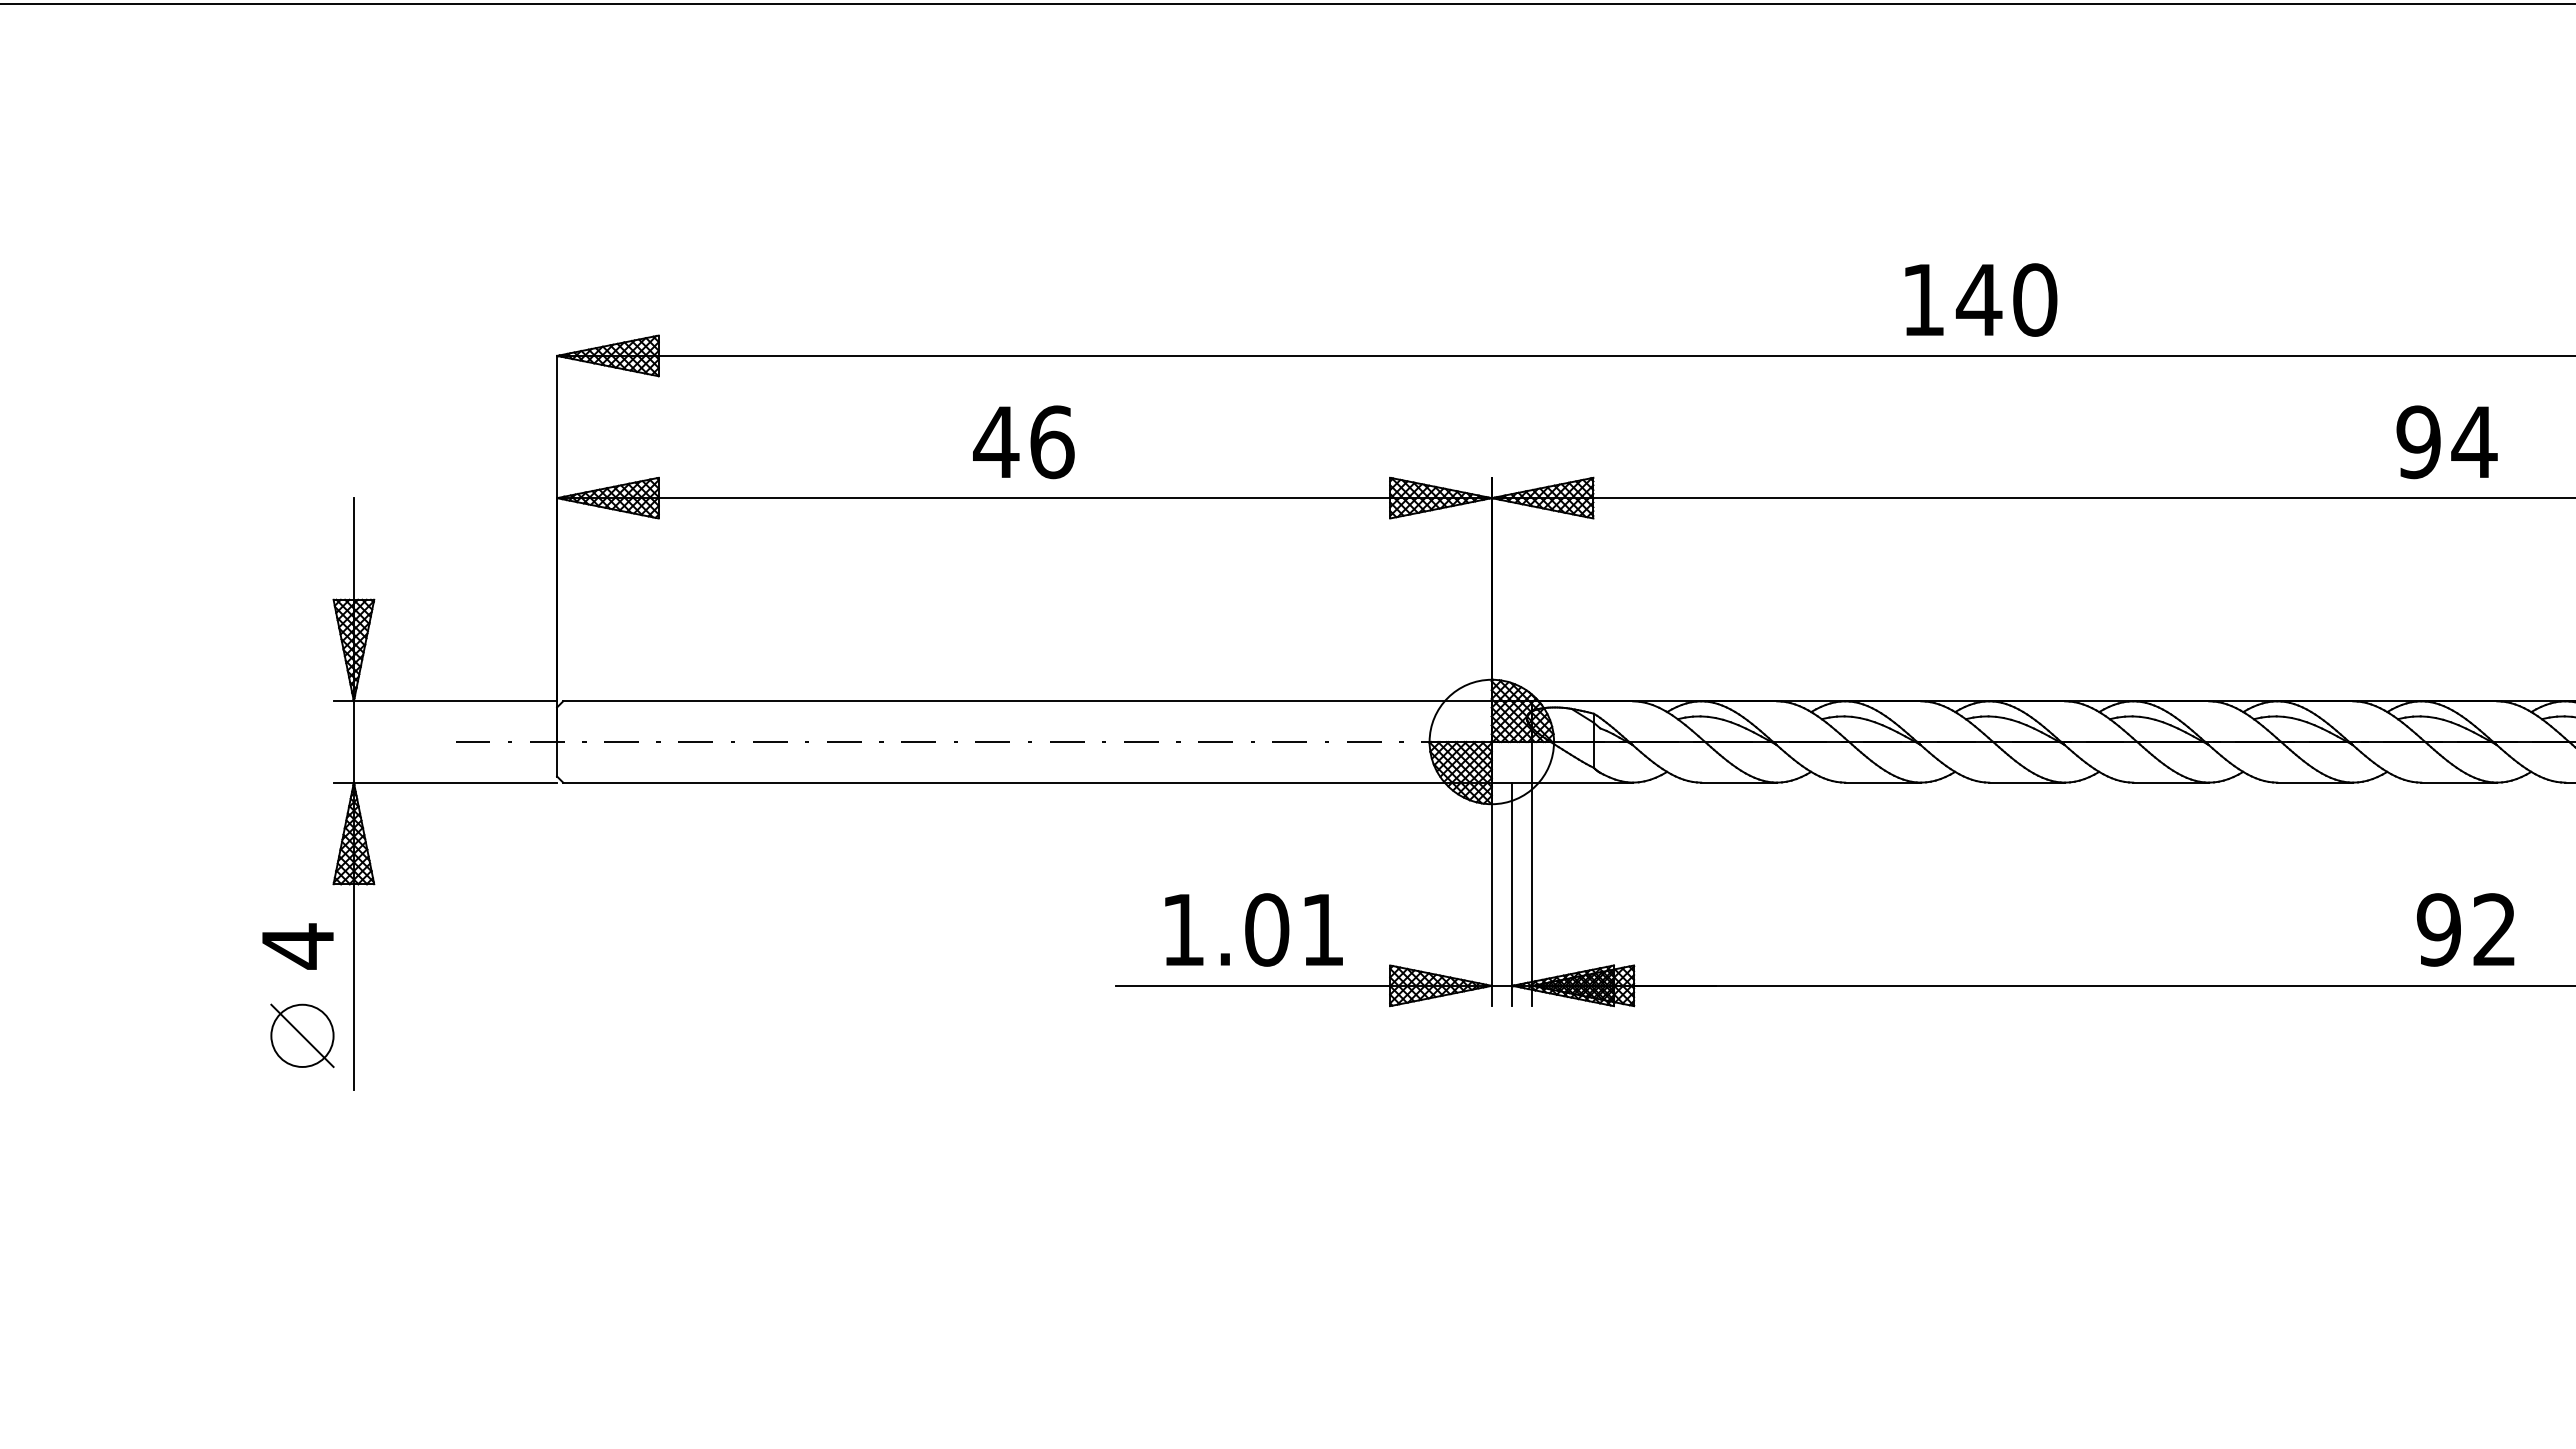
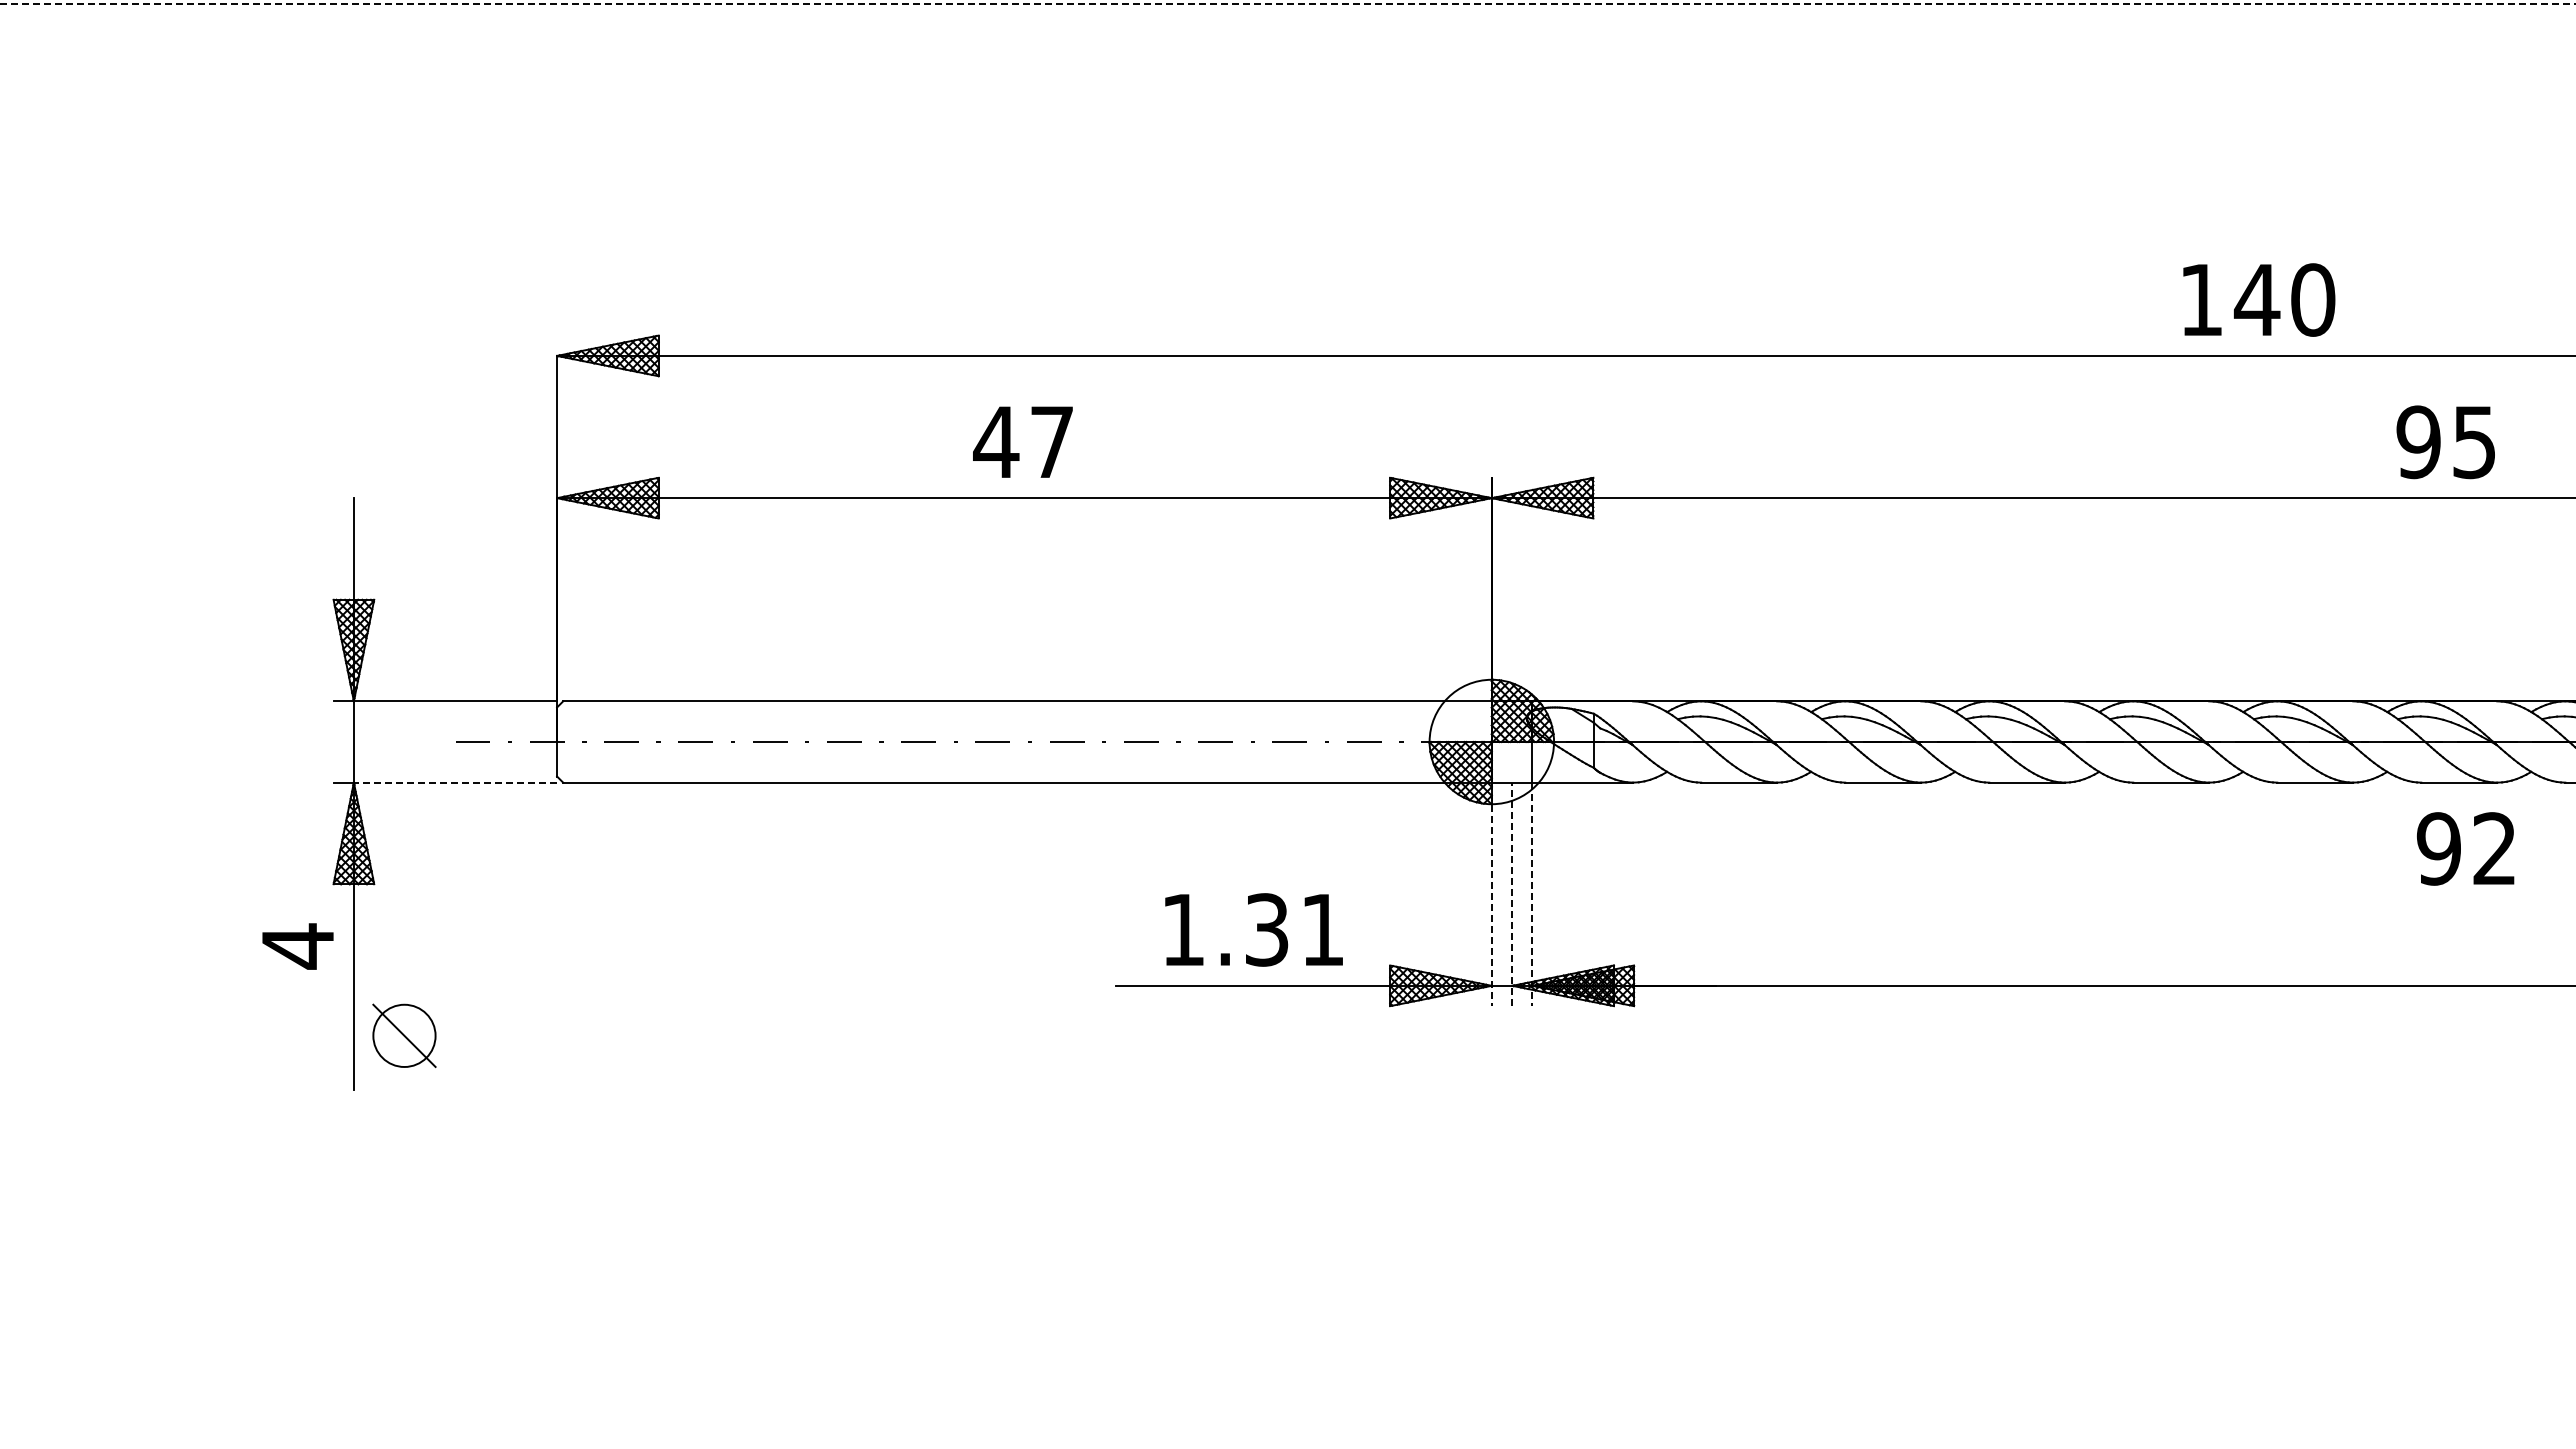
line: solid -> dashed (1288, 4)
text position: (1981, 299) -> (2259, 299) (2259, 299)
text: 46 -> 47 (1052, 442)
text: 94 -> 95 (2474, 442)
line: solid -> dashed (455, 782)
line: solid -> dashed (1491, 894)
line: solid -> dashed (1512, 894)
line: solid -> dashed (1532, 894)
text: 1.01 -> 1.31 (1267, 929)
text position: (2465, 929) -> (2465, 848) (2465, 848)
part position: (302, 1035) -> (404, 1035) (404, 1035)
